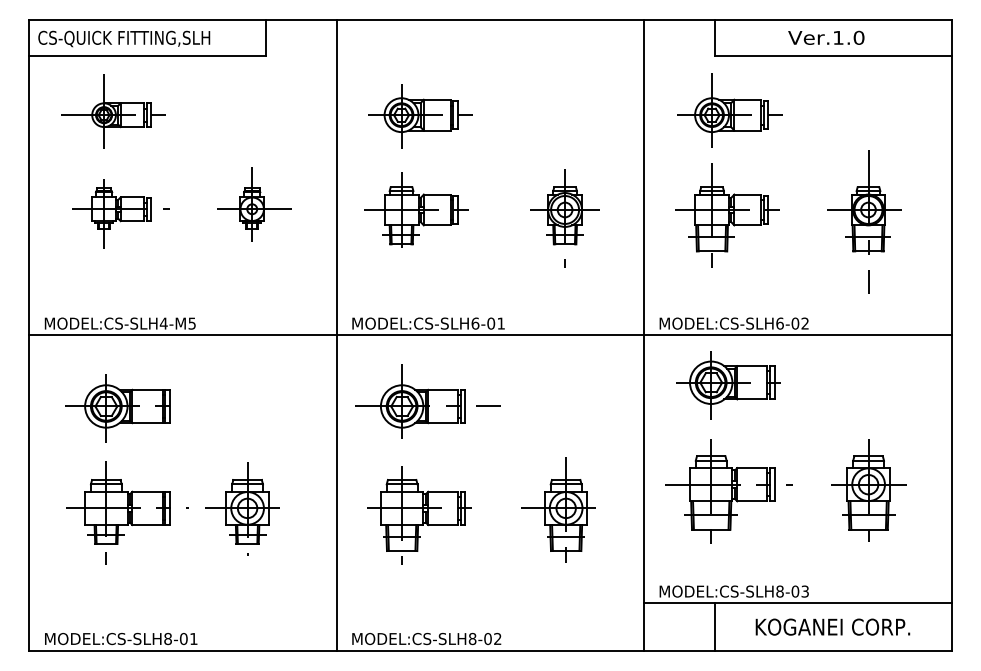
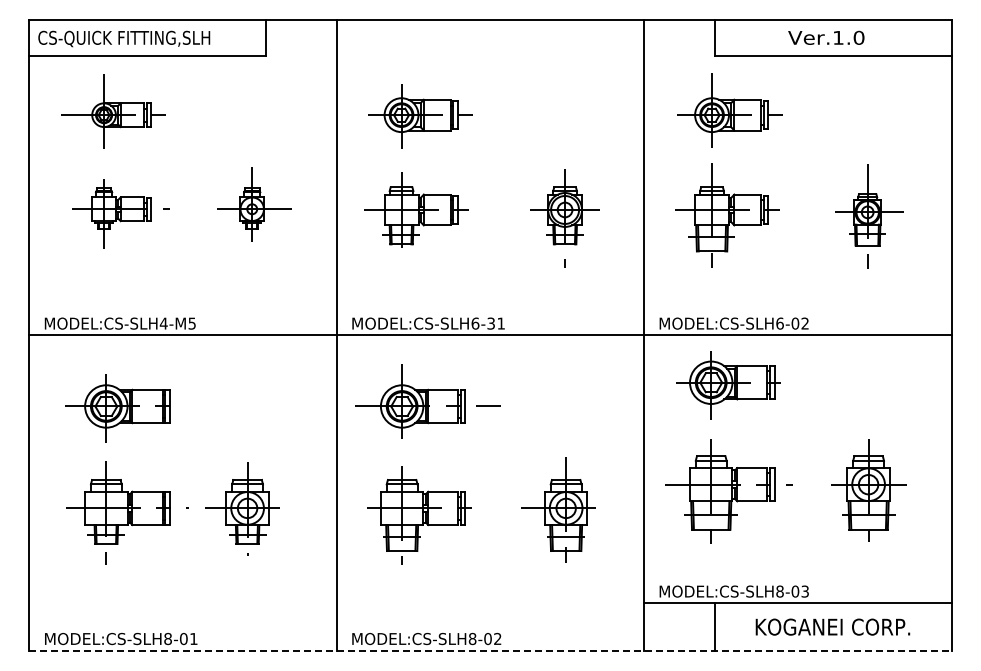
part size: 75x144 px -> 66x105 px (867, 216)
text: MODEL:CS-SLH6-01 -> MODEL:CS-SLH6-31 (491, 323)
line: solid -> dashed (490, 650)
